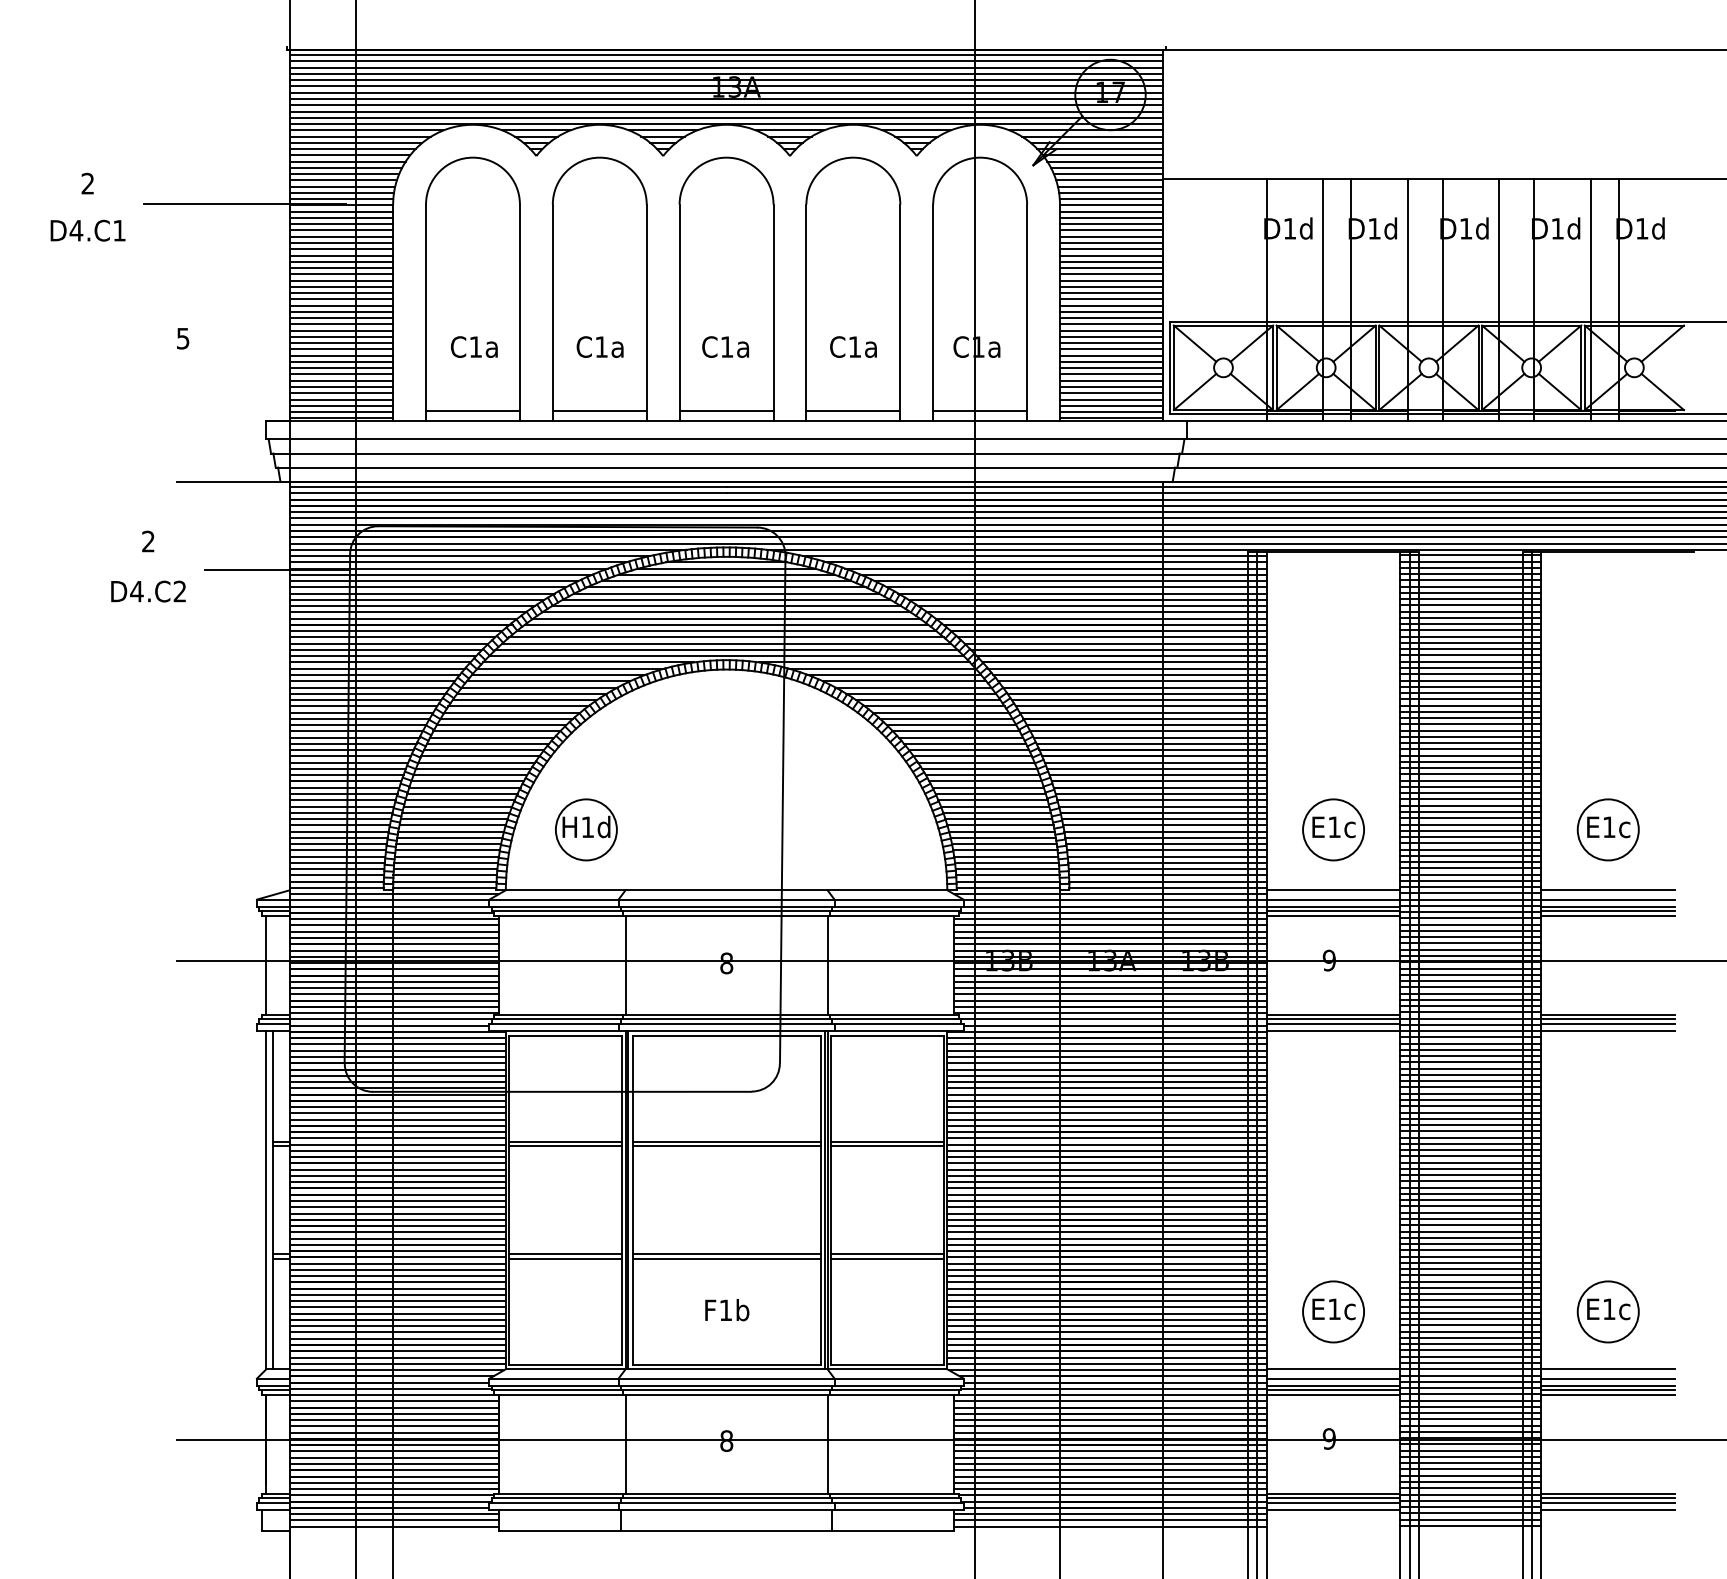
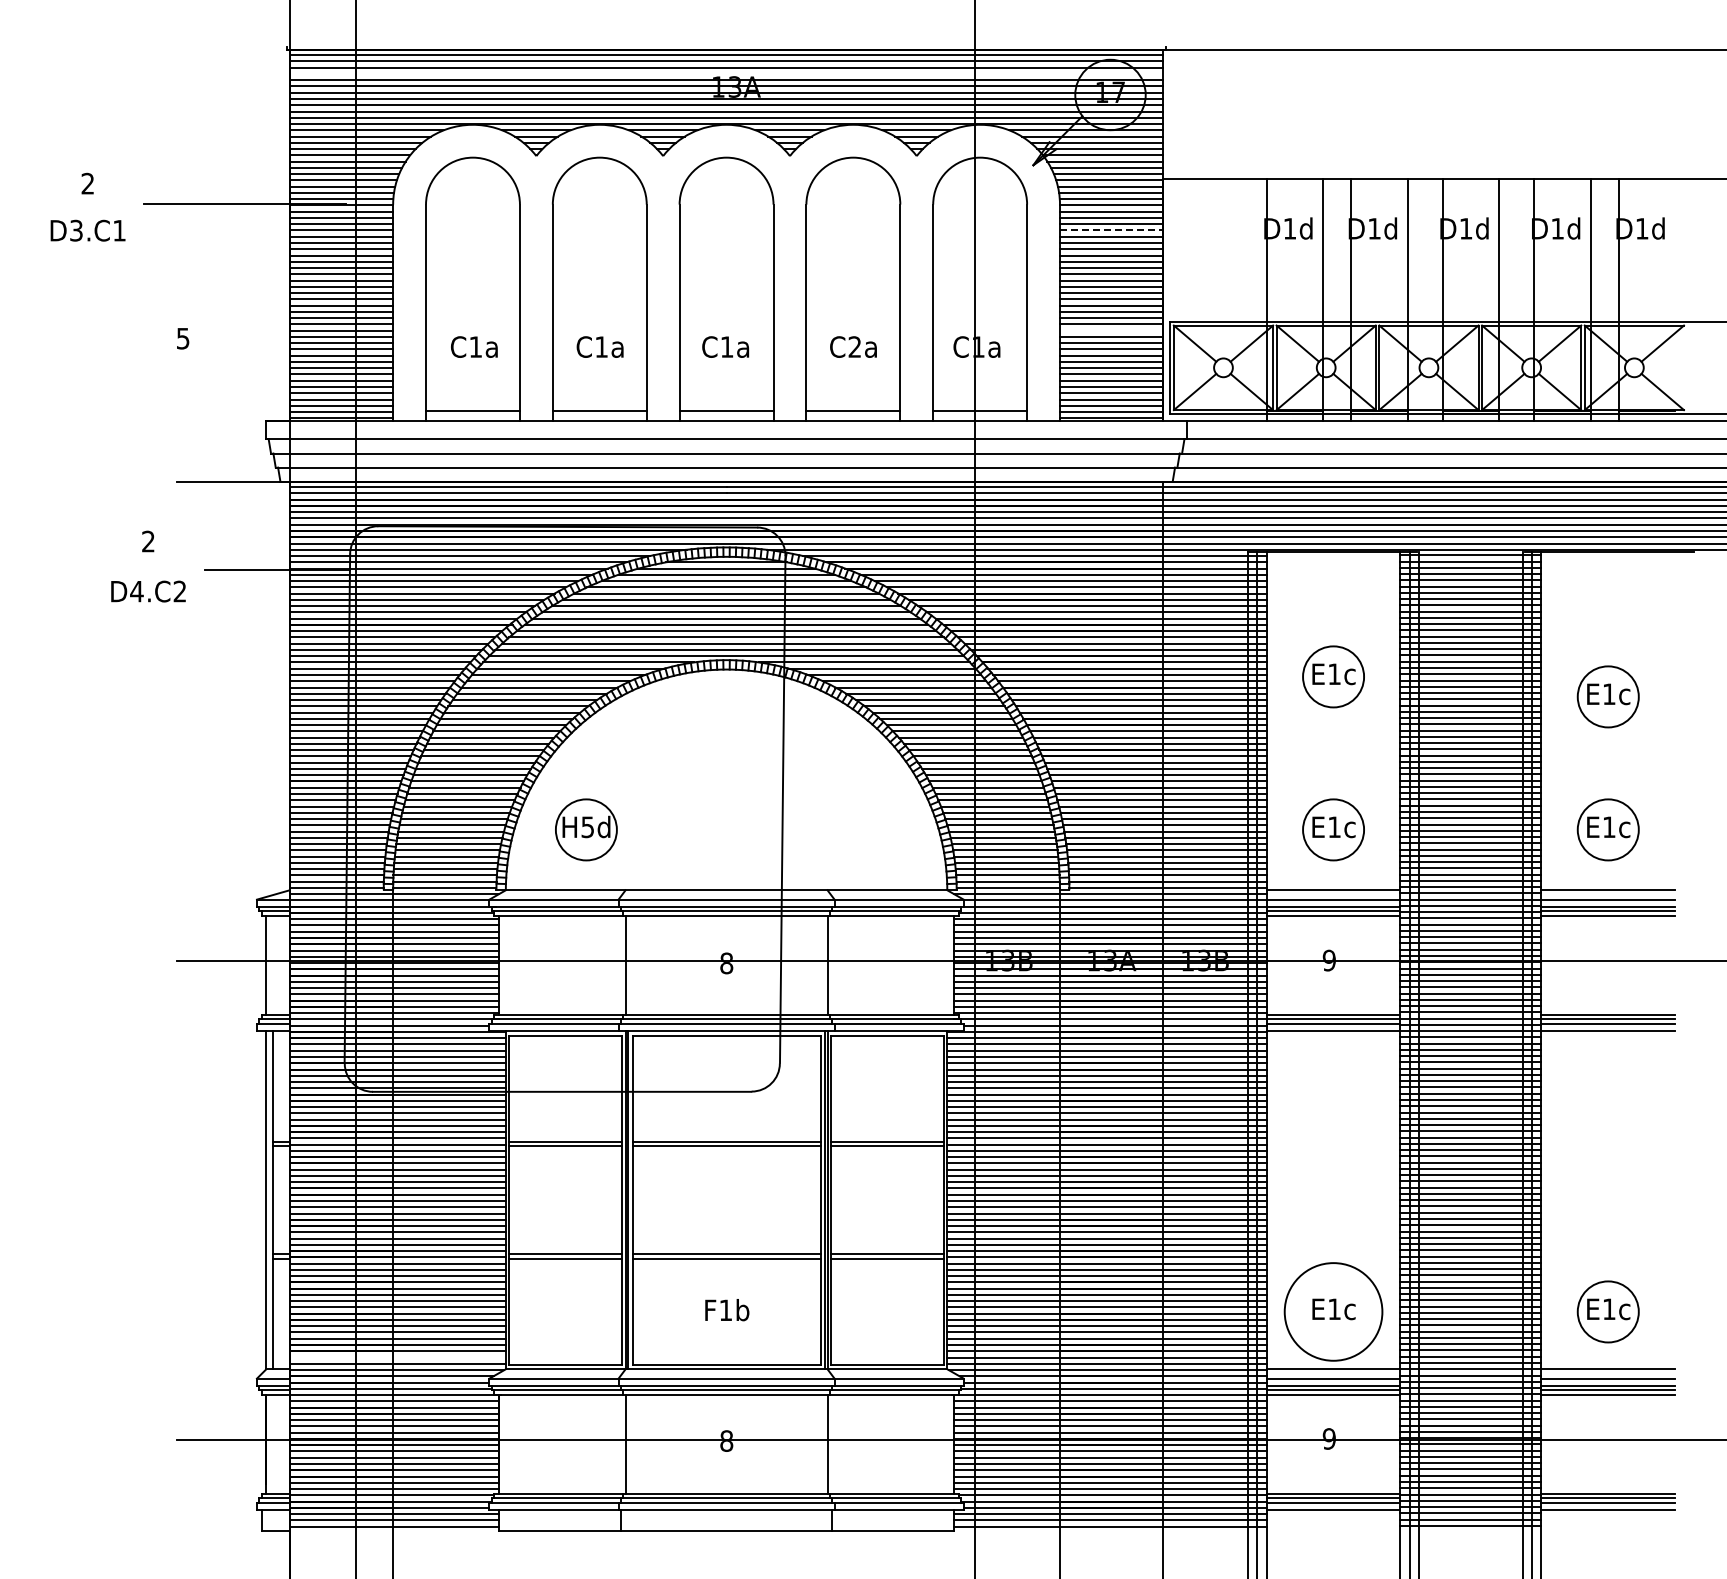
line: present -> none (726, 73)
text: D4.C1 -> D3.C1 (76, 230)
line: solid -> dashed (1111, 230)
line: present -> none (1111, 330)
text: C1a -> C2a (854, 346)
part: none -> present (1333, 676)
part: none -> present (1607, 696)
text: H1d -> H5d (587, 827)
circle diameter: 61 px -> 98 px (1333, 1311)
line: present -> none (397, 1357)
